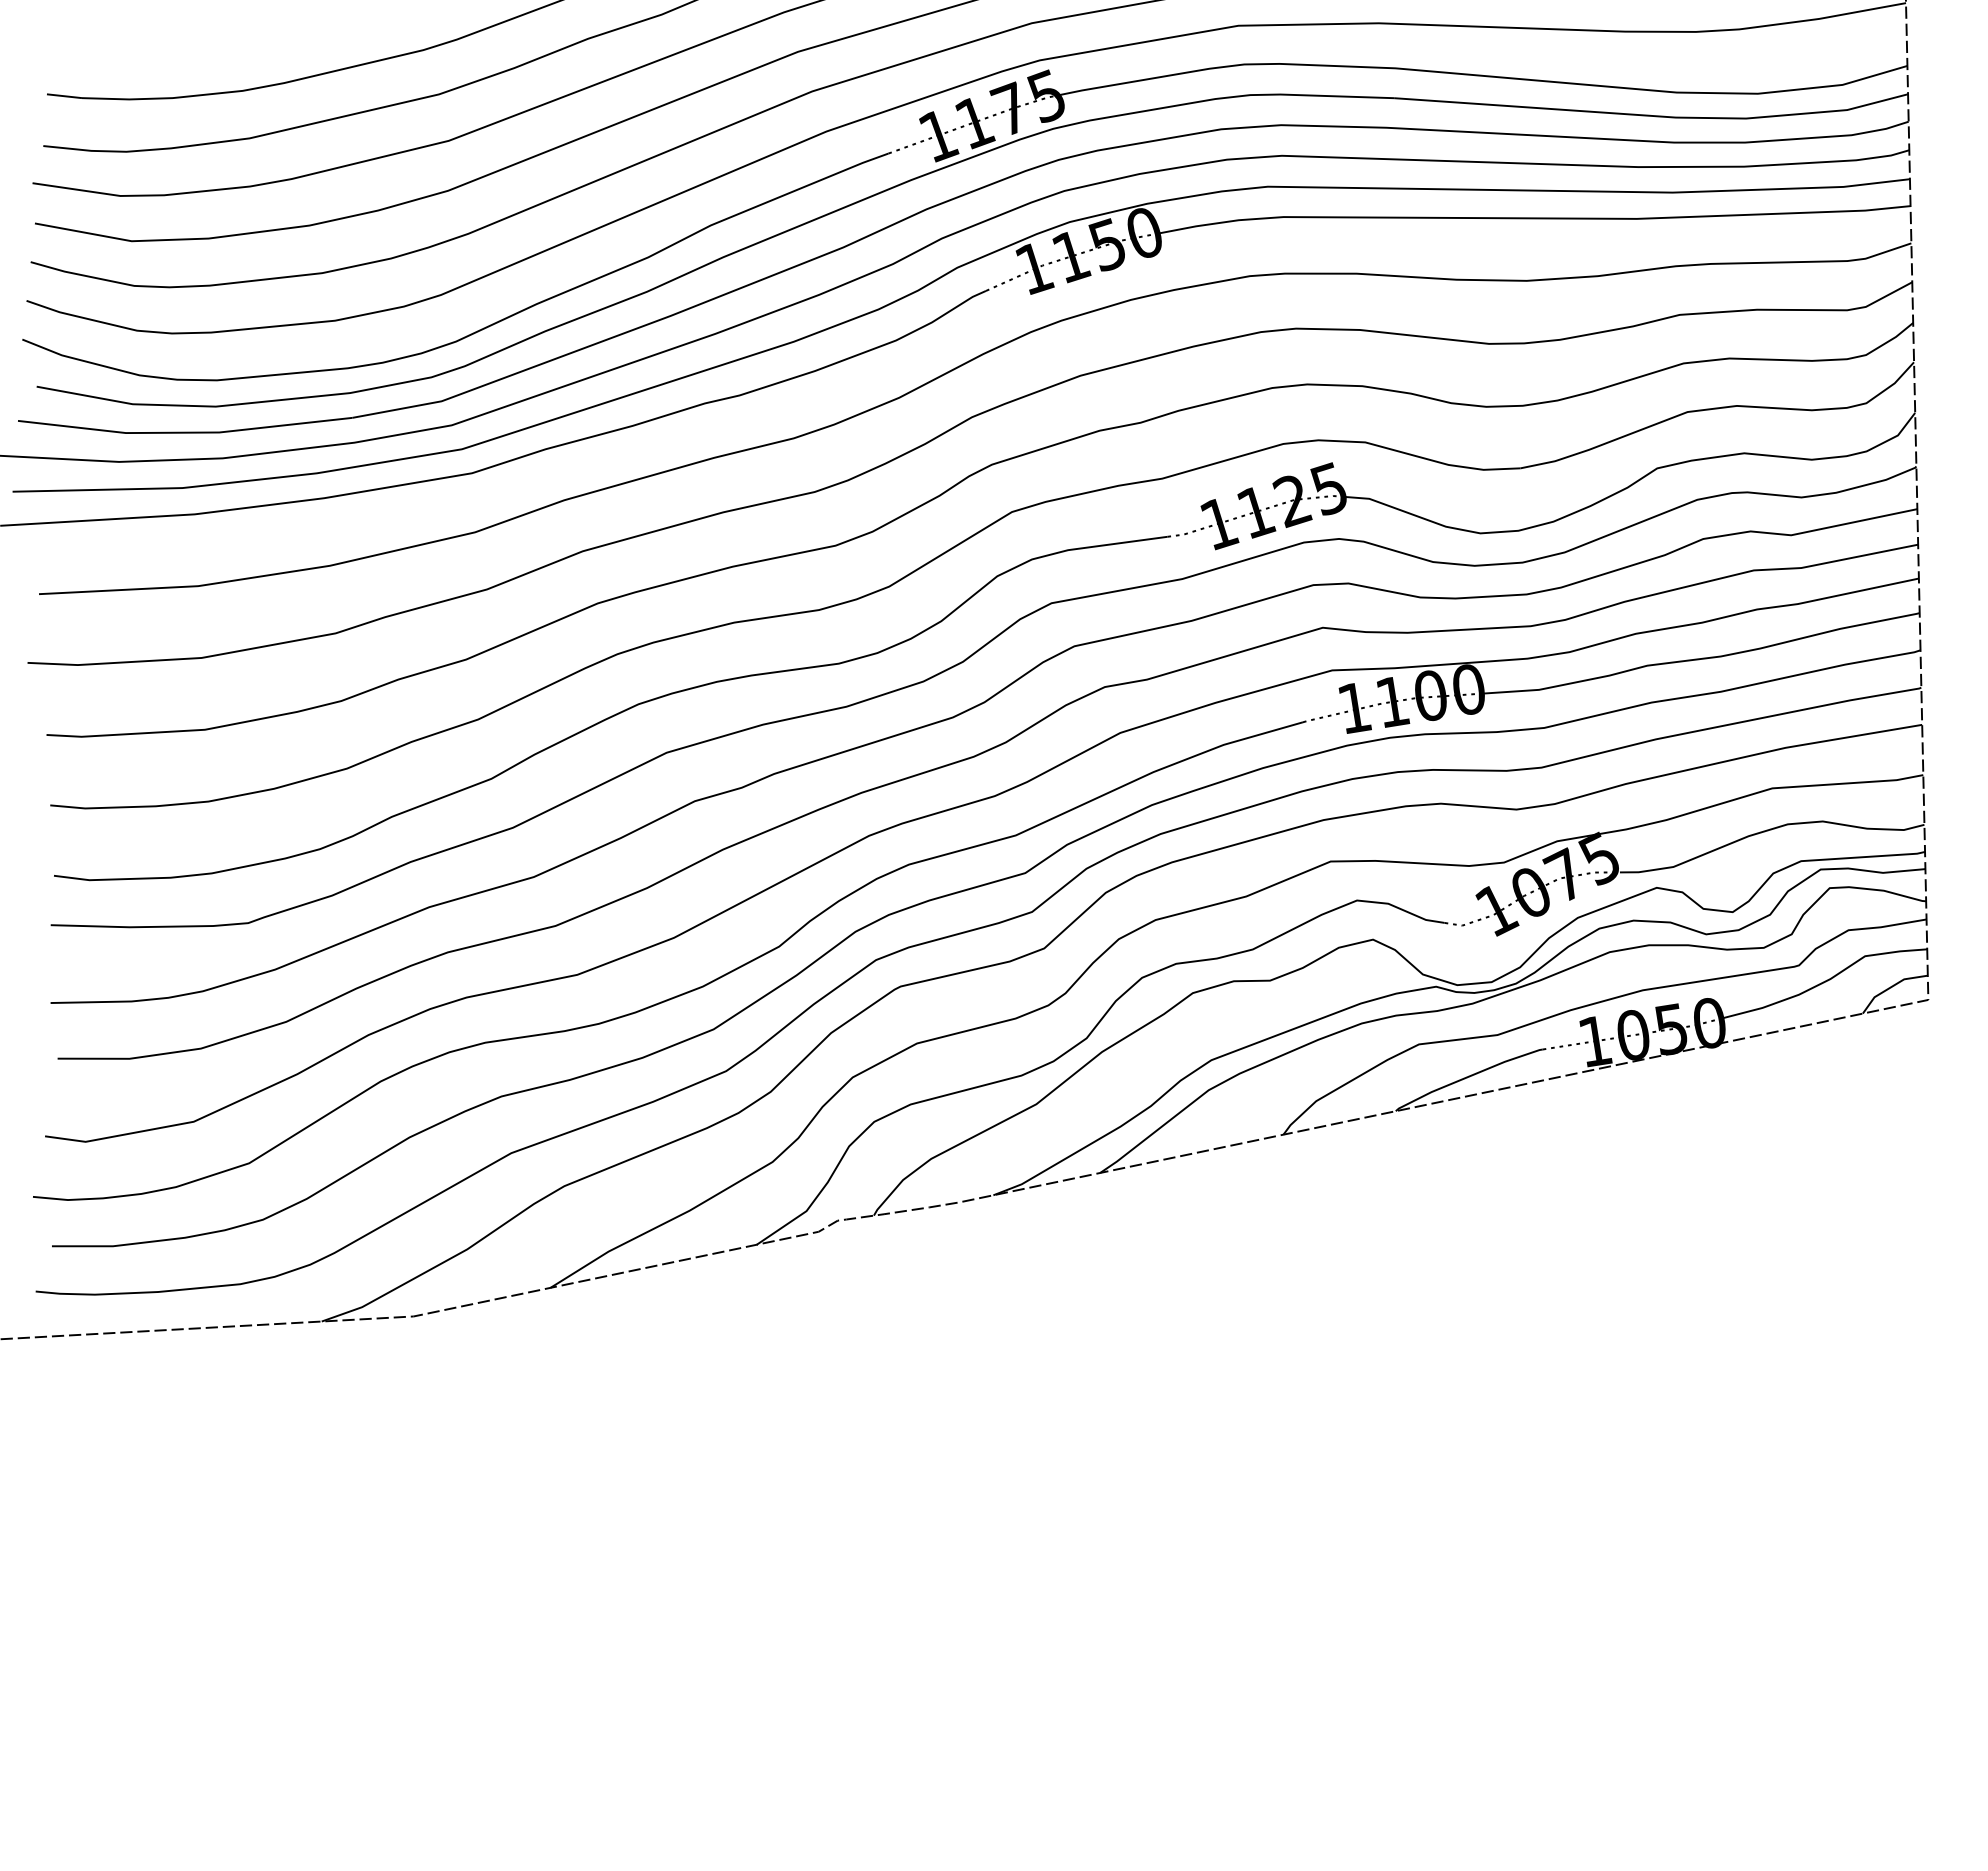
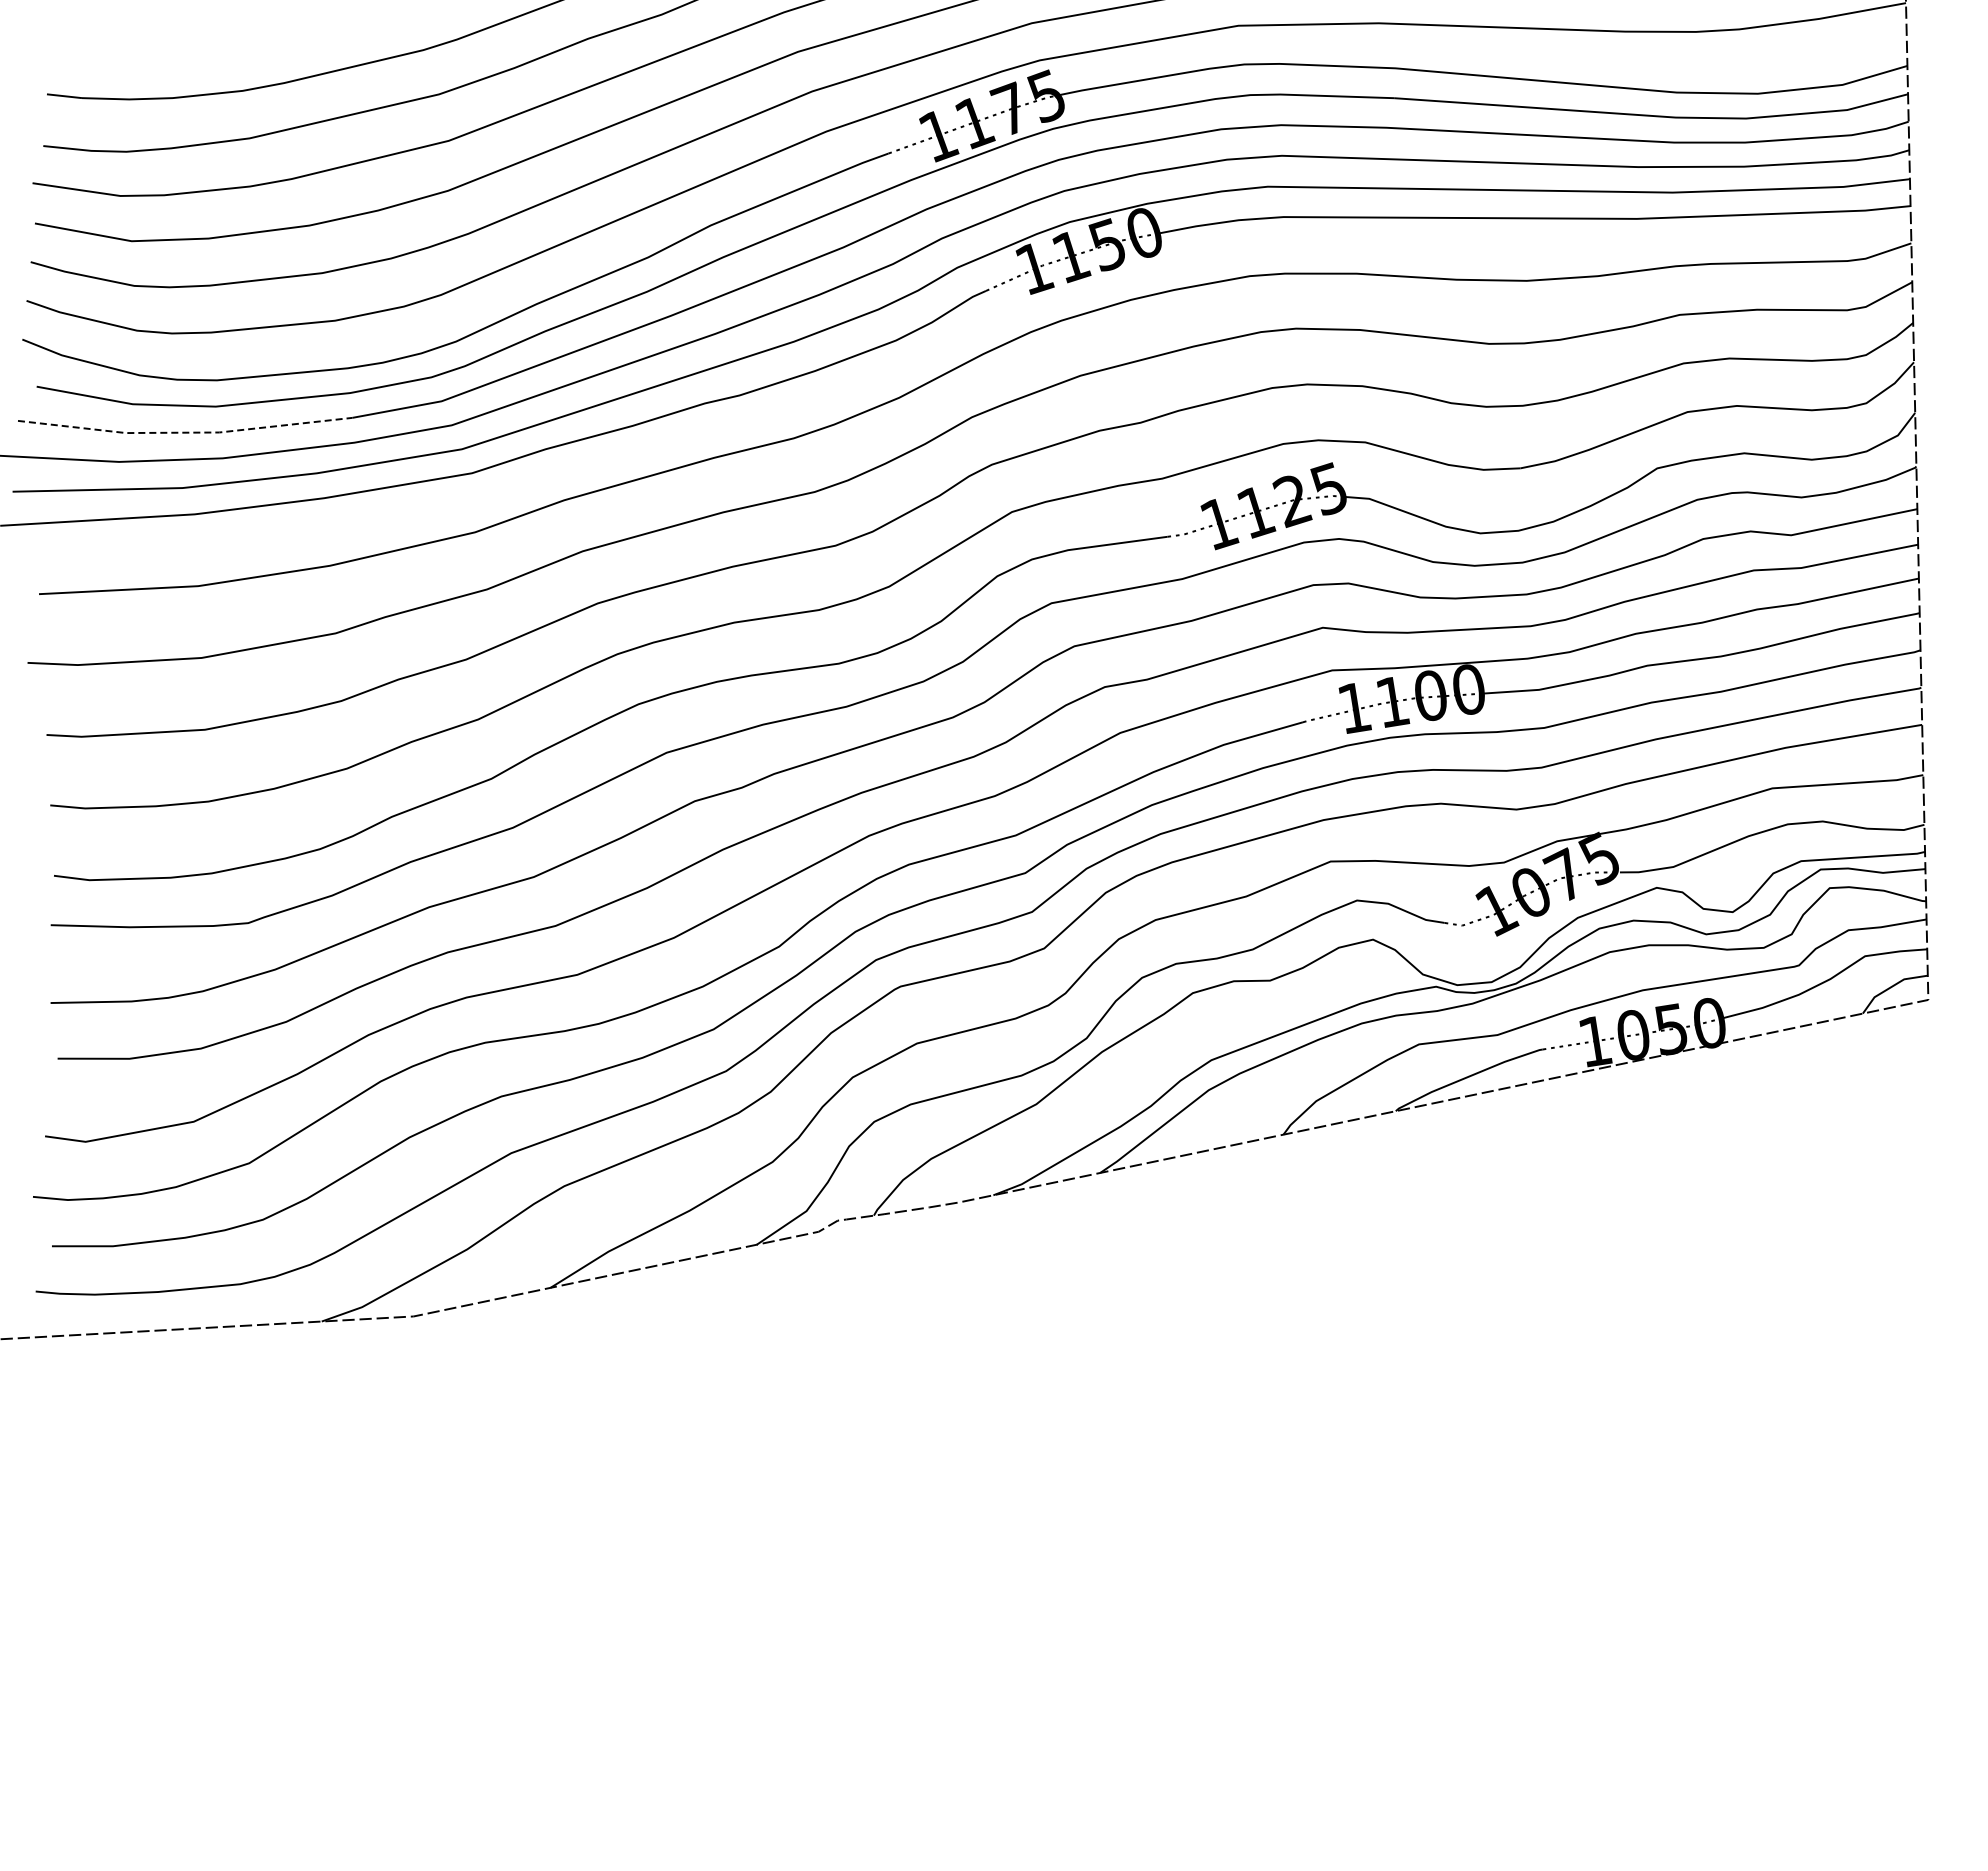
line: solid -> dashed (185, 432)
